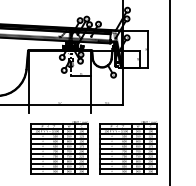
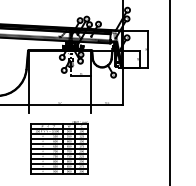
part: present -> none (128, 147)
